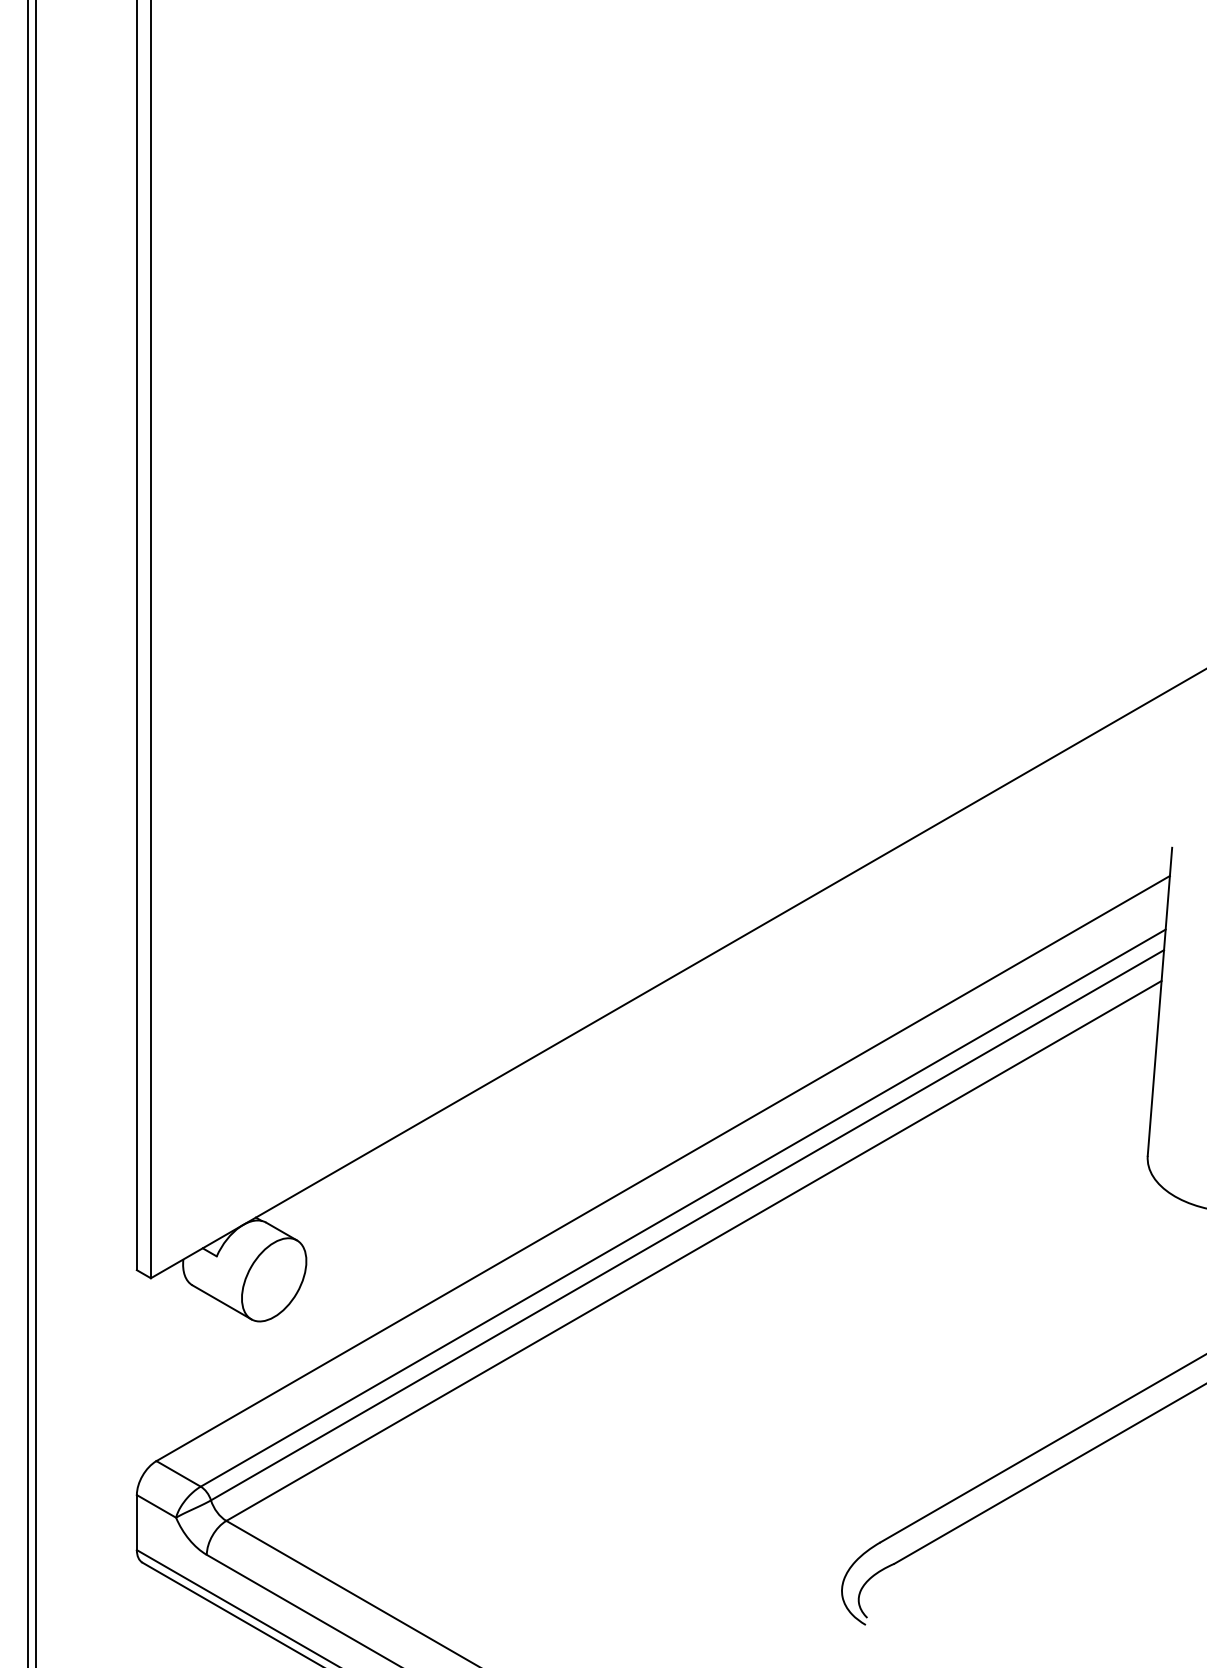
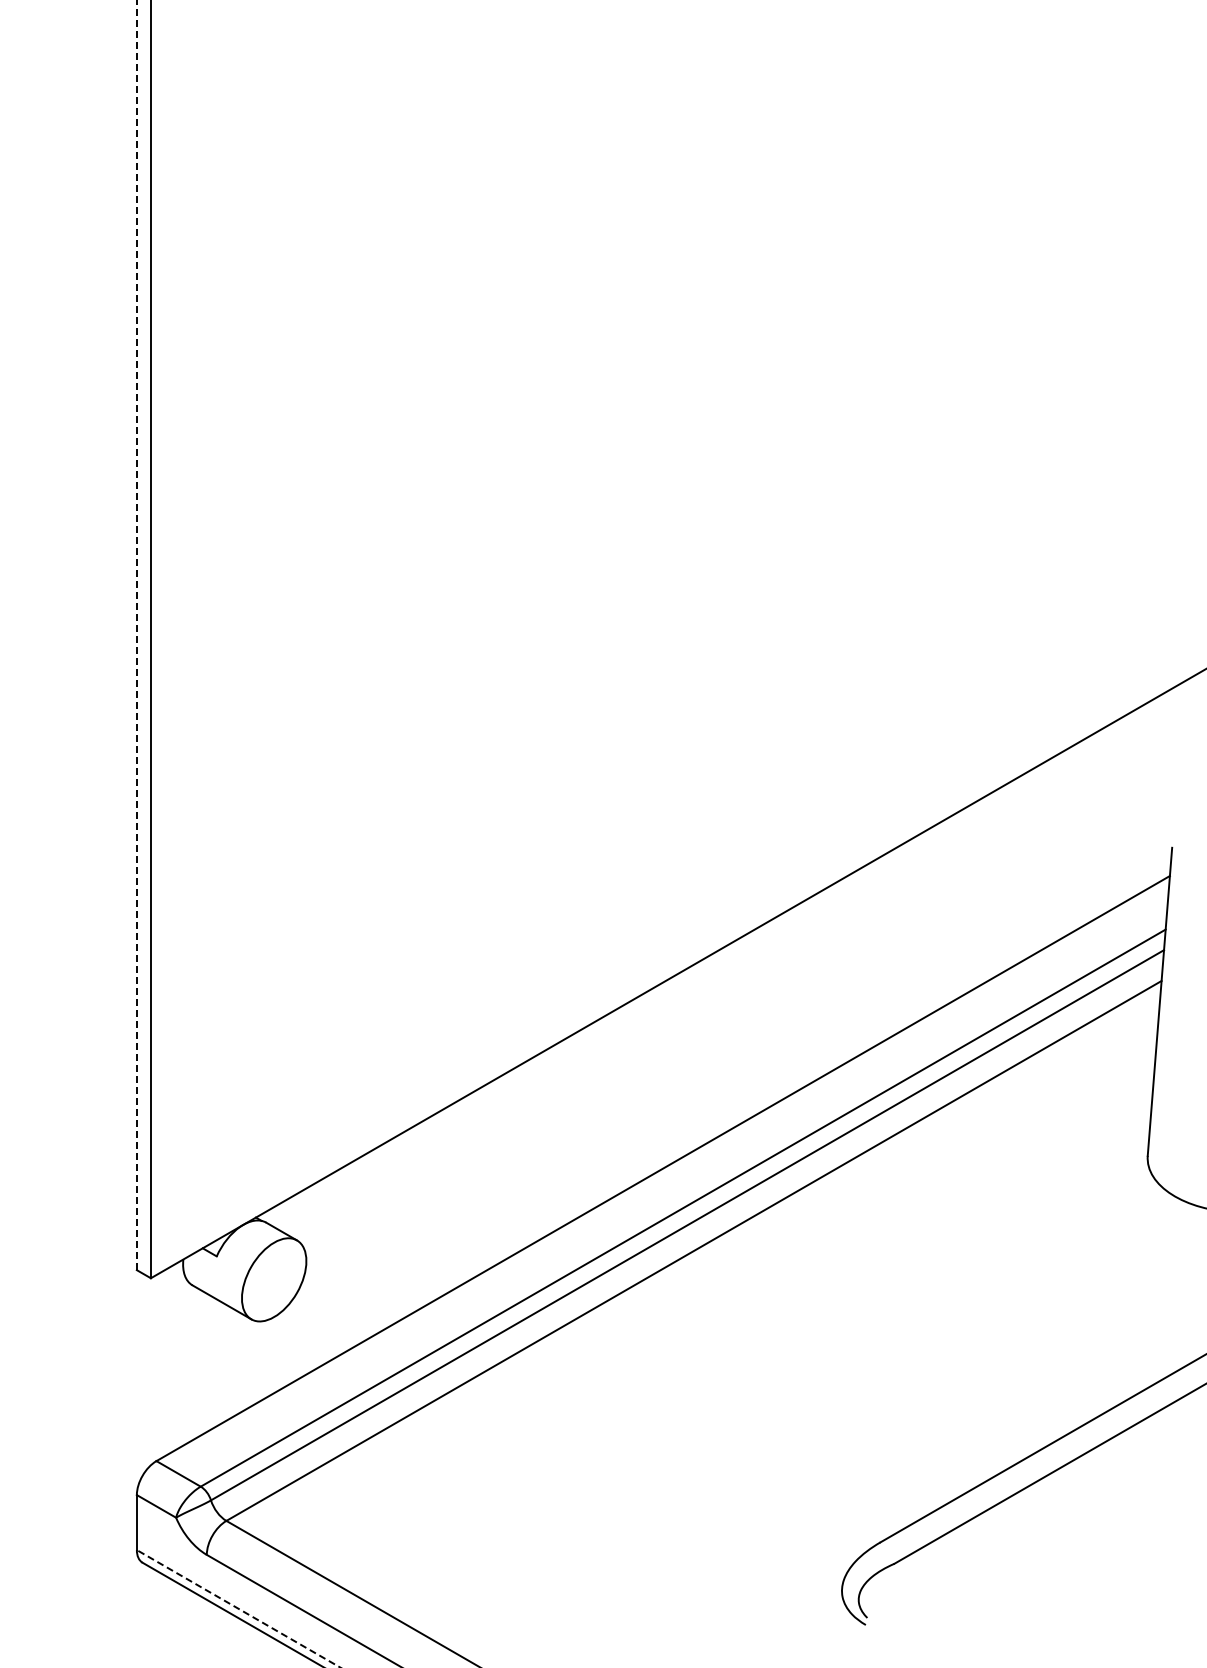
line: solid -> dashed (136, 635)
line: present -> none (27, 833)
line: present -> none (36, 833)
line: solid -> dashed (238, 1608)
